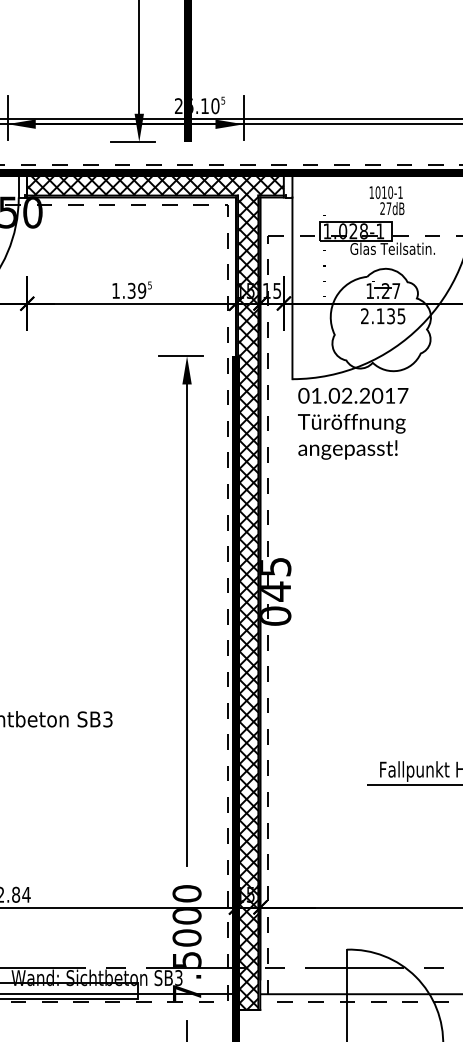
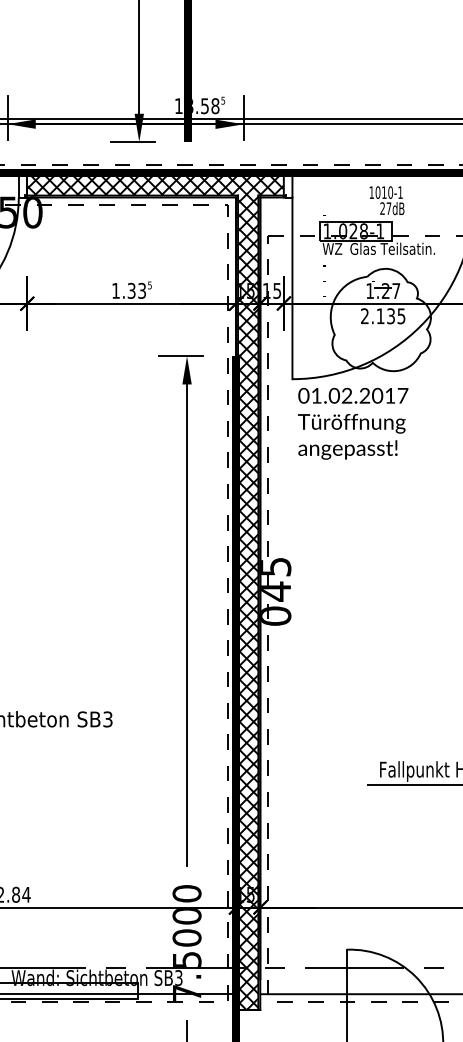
text: 26.10 -> 18.58 (197, 106)
text: - -> WZ (332, 248)
text: 1.39 -> 1.33 (142, 290)
